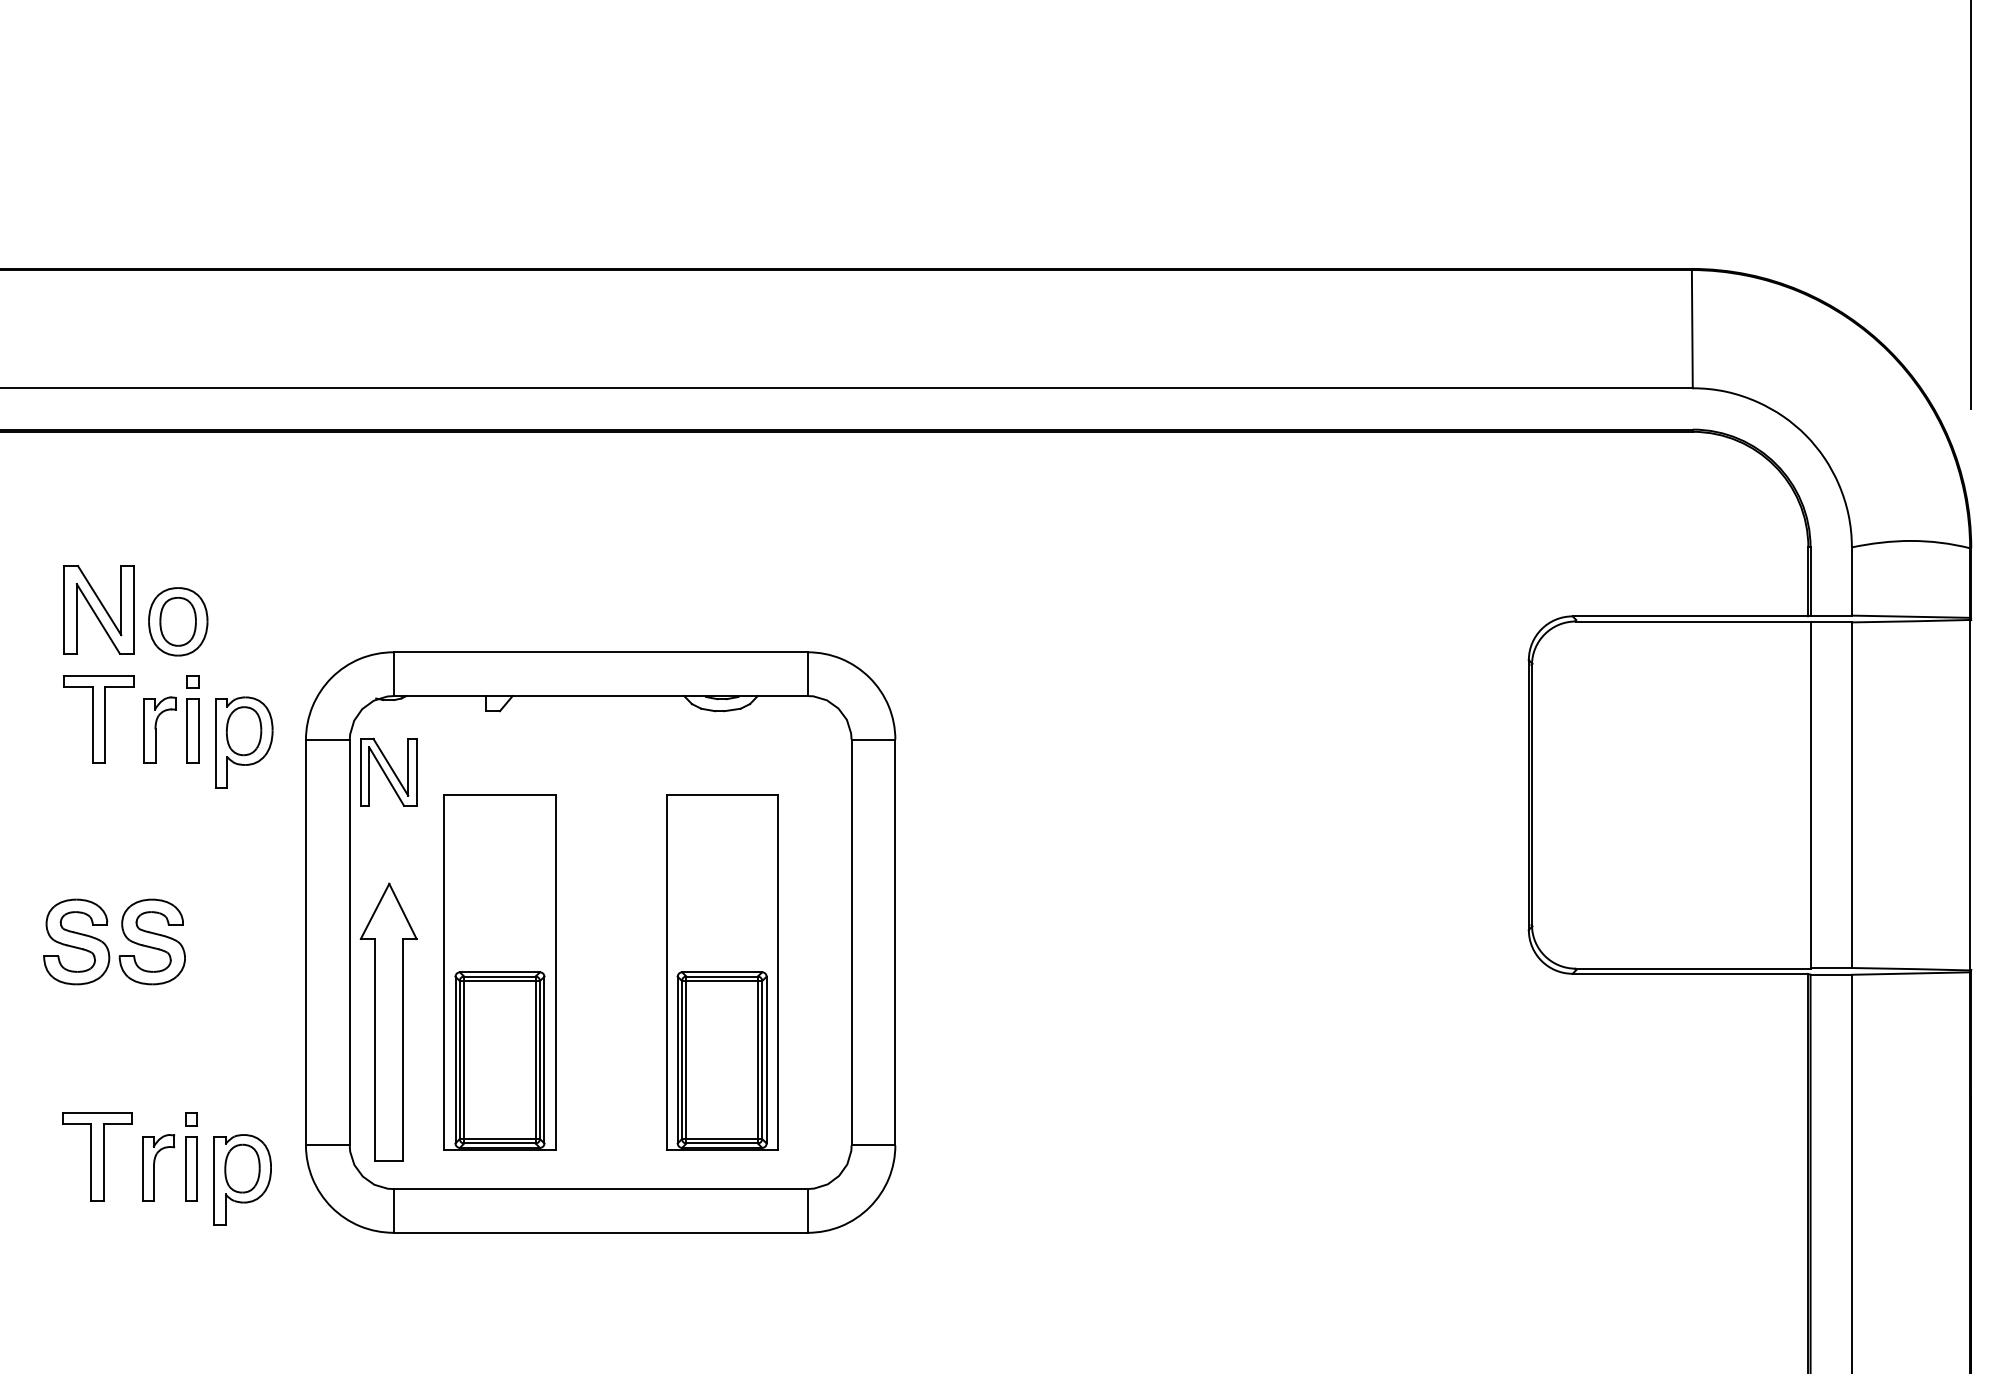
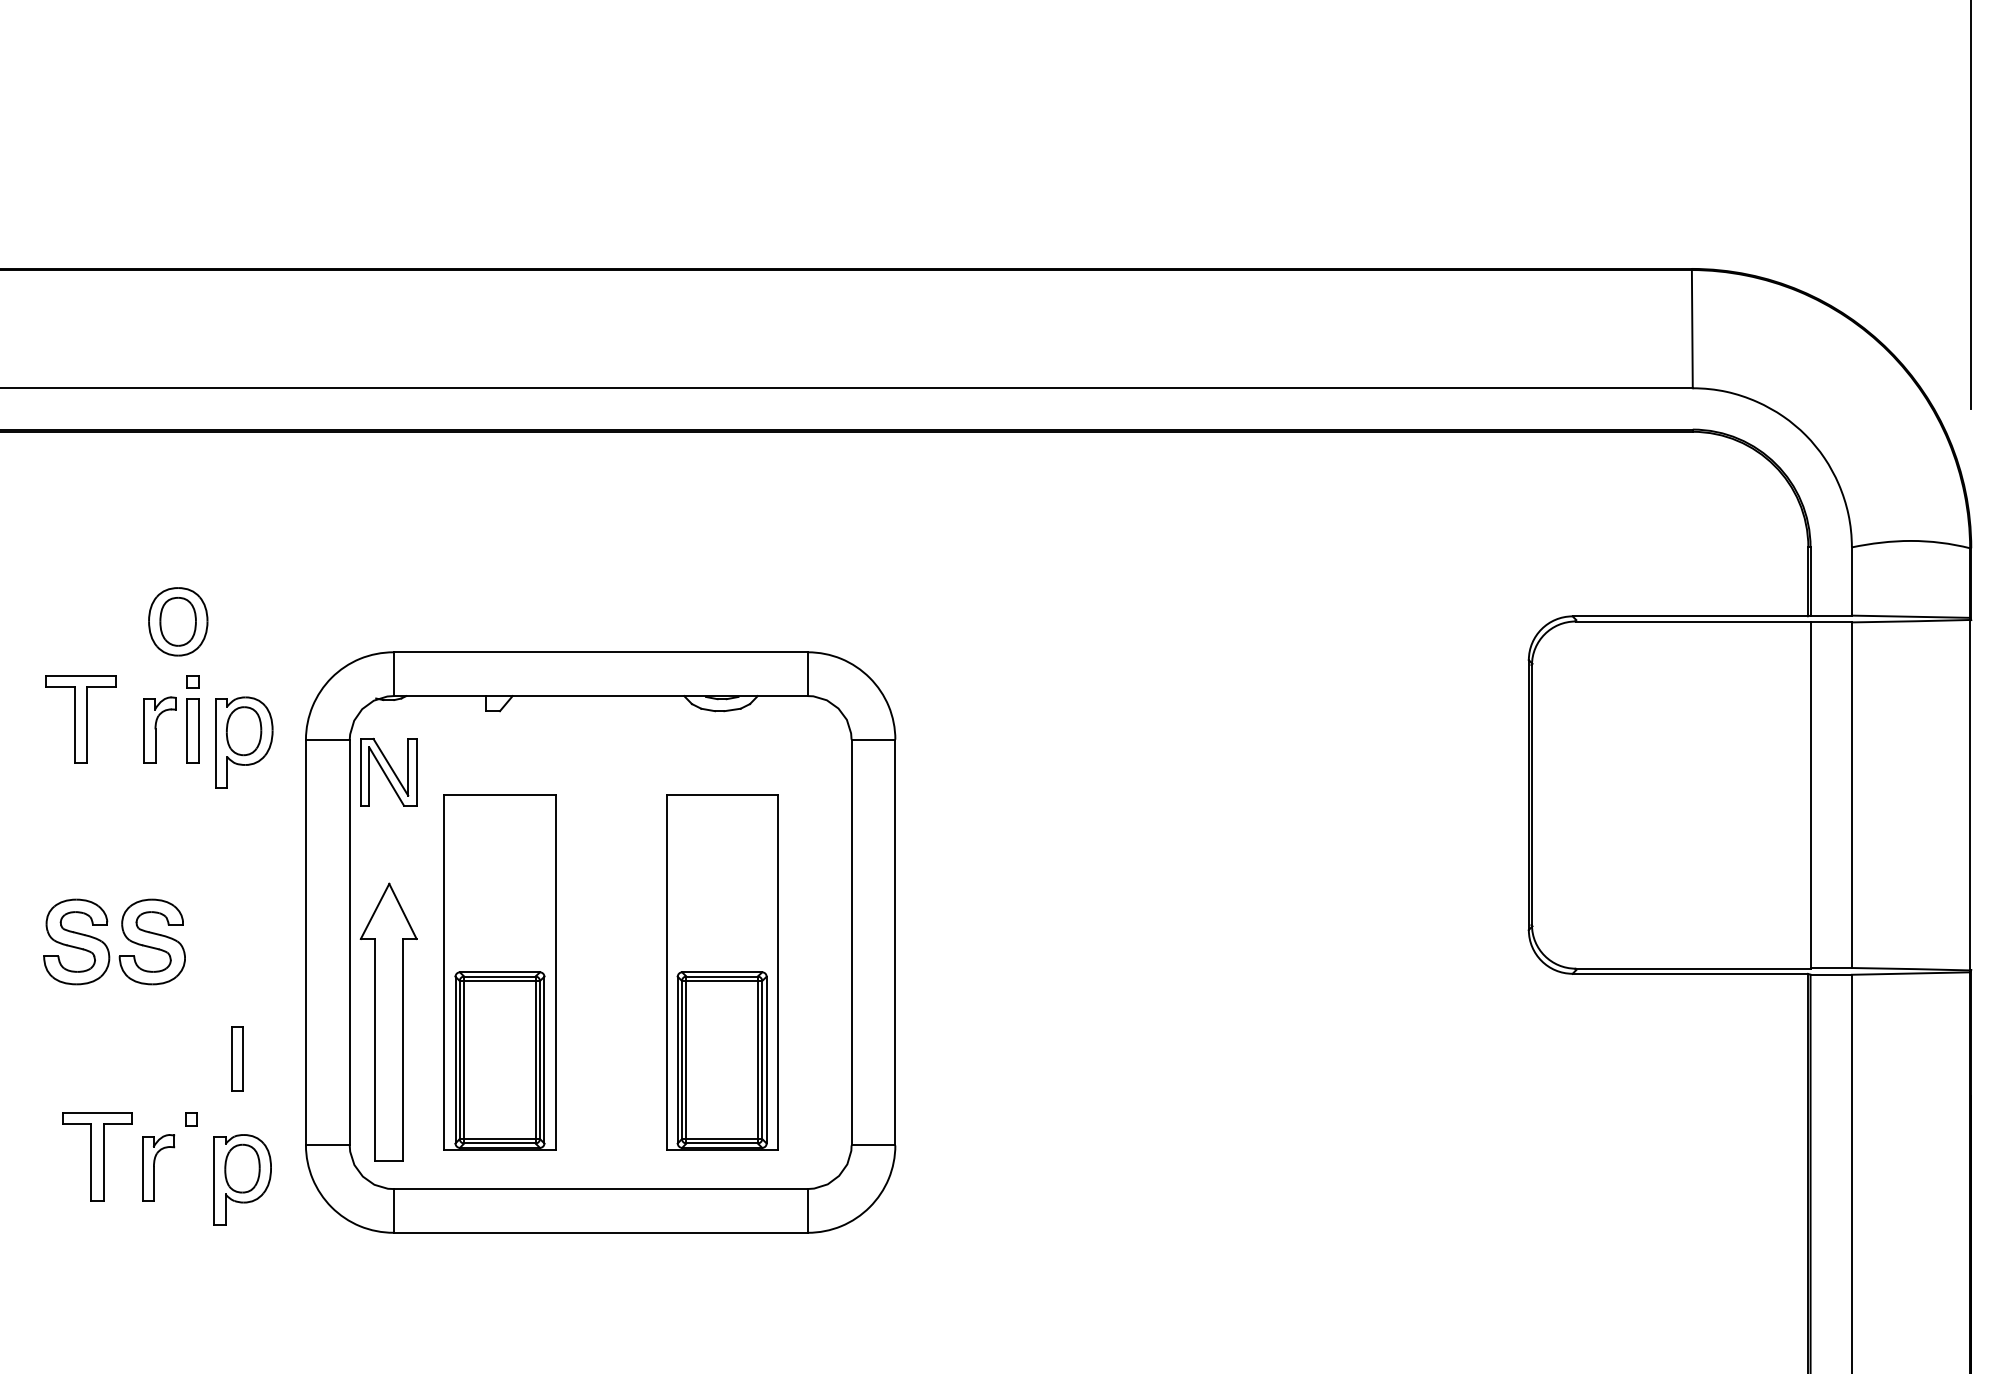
part: present -> none (98, 609)
part position: (98, 719) -> (80, 719) (80, 719)
part position: (191, 1168) -> (237, 1058) (237, 1058)
